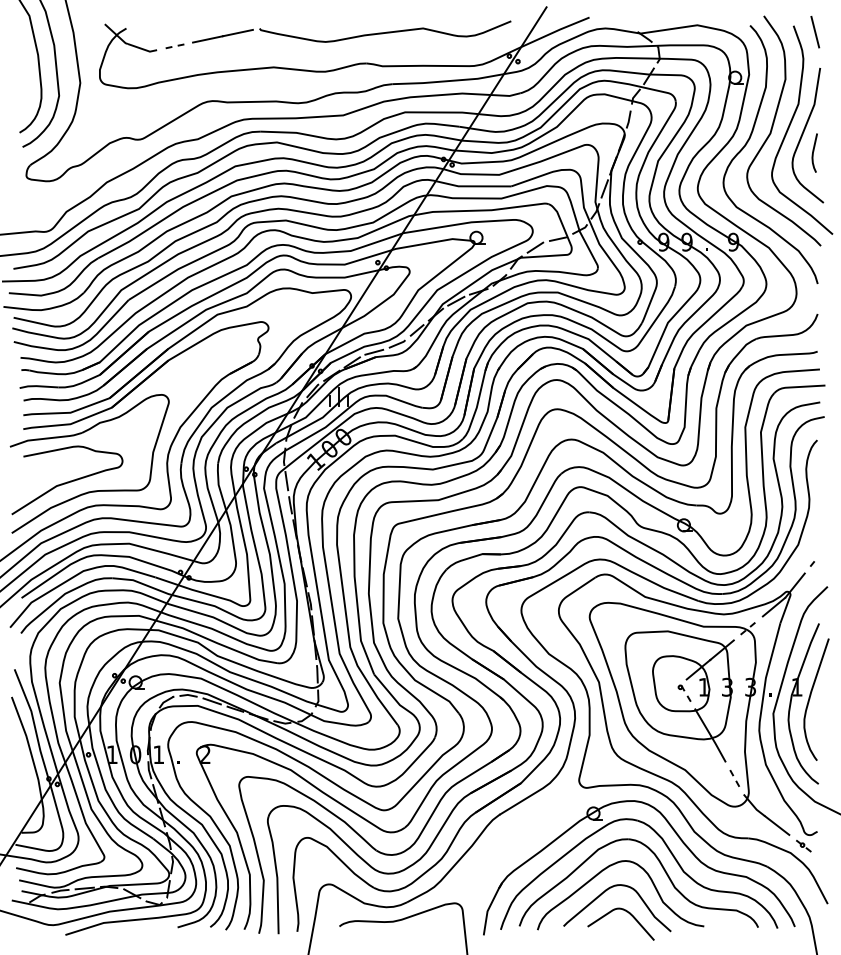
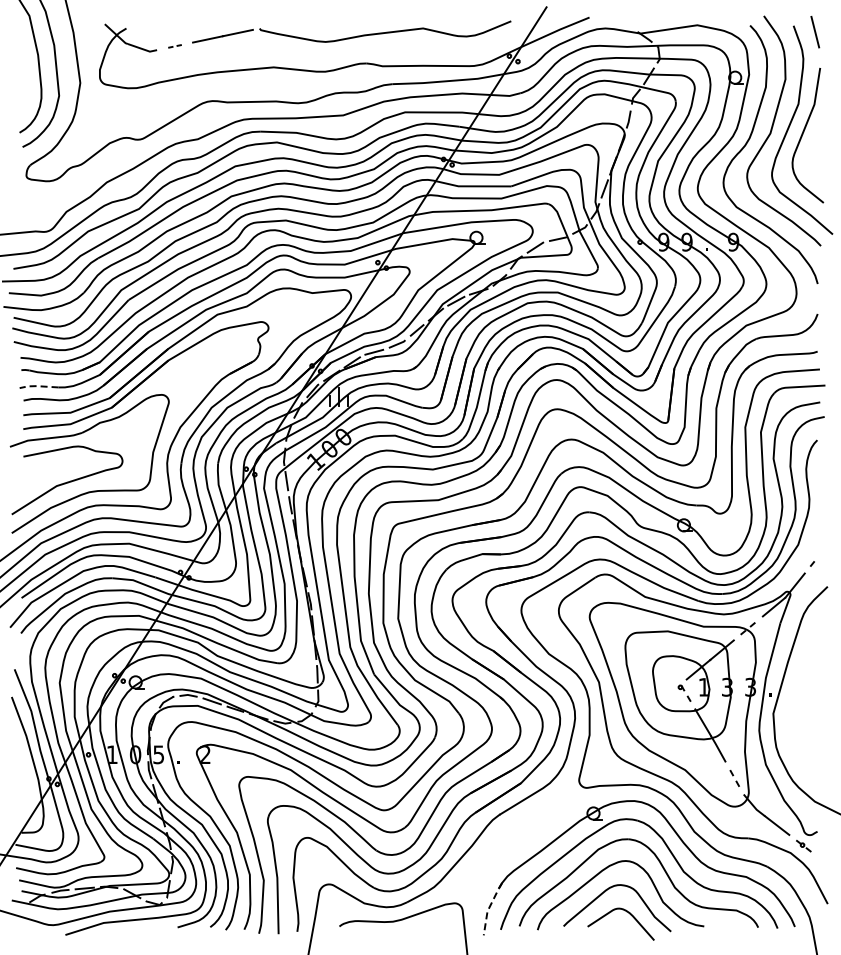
part size: 20x7 px -> 14x5 px (174, 46)
curve: present -> none (814, 151)
line: solid -> dashed (37, 386)
part: present -> none (808, 703)
text: 1 -> 5 (158, 754)
line: solid -> dashed (489, 907)
